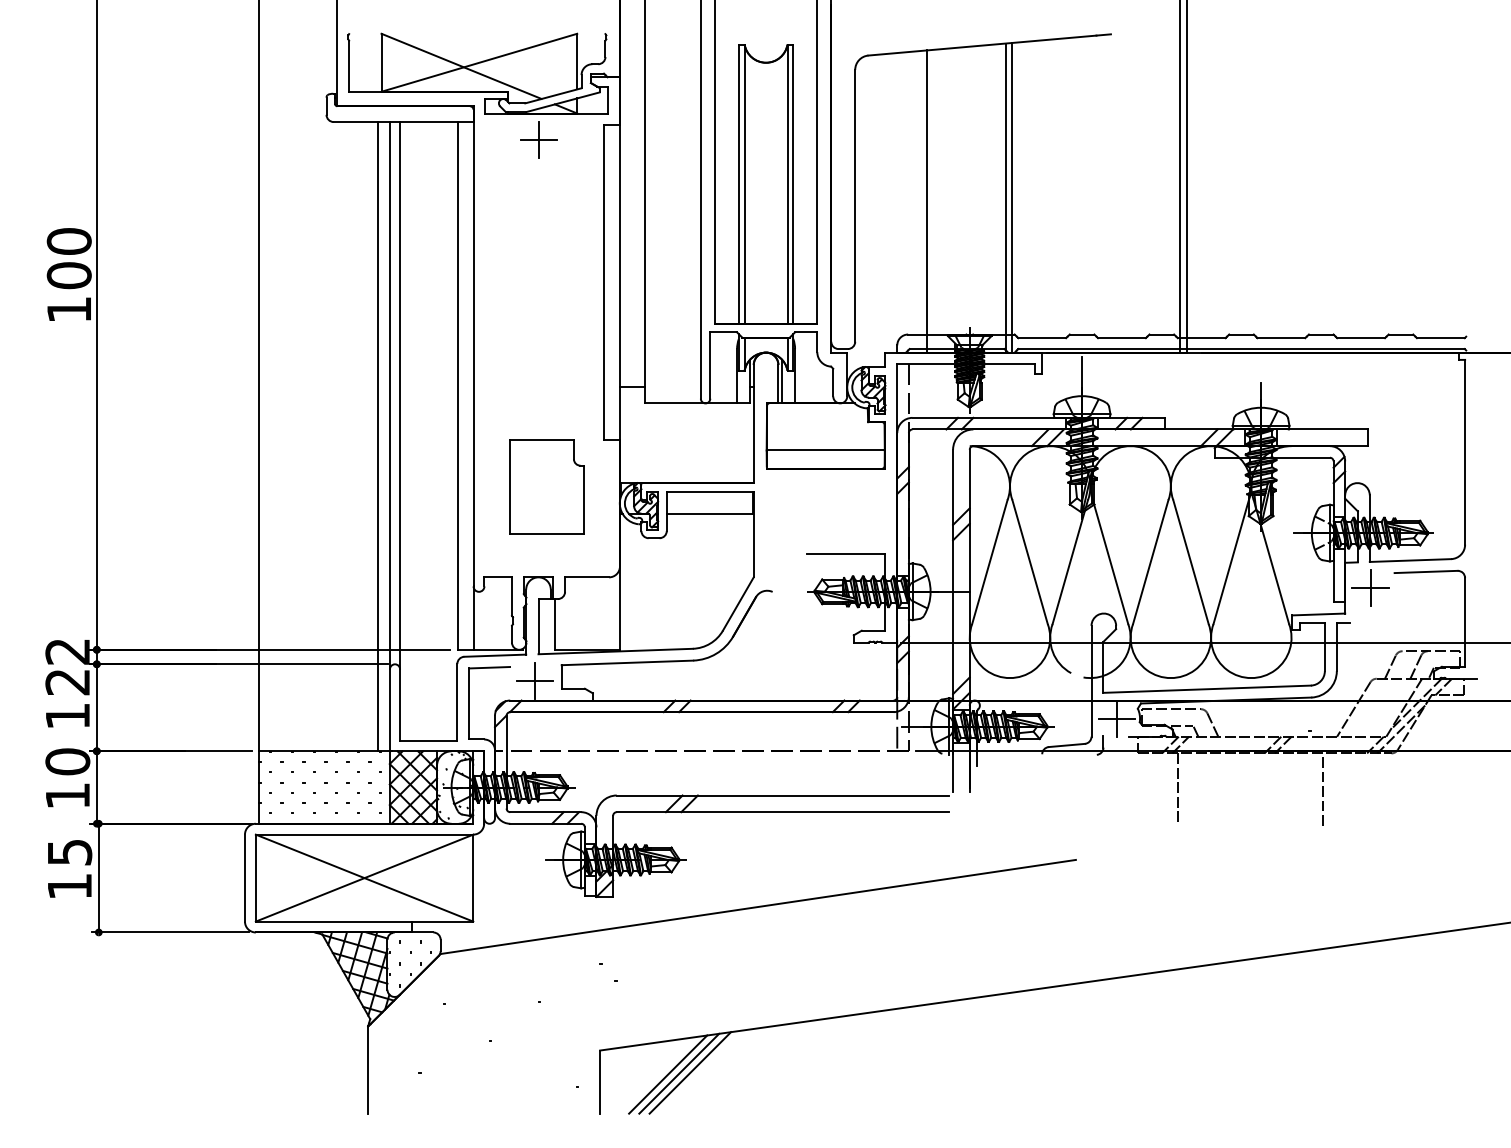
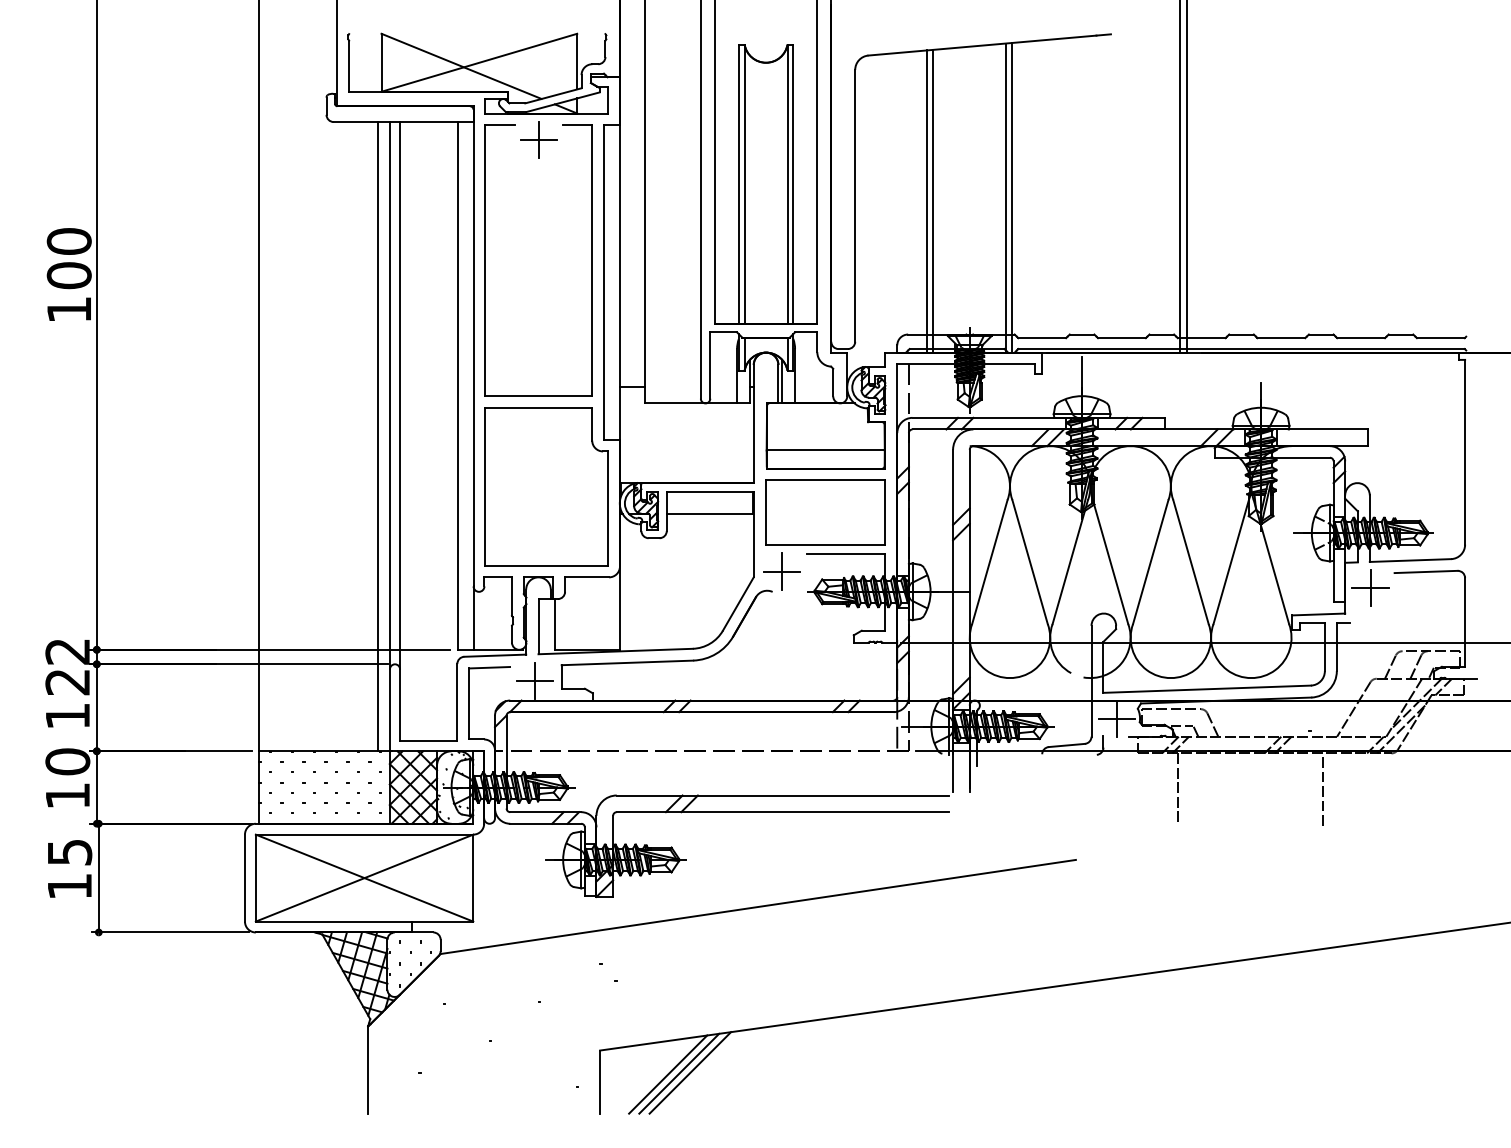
line: none -> present (933, 200)
part: none -> present (485, 260)
part size: 76x96 px -> 125x160 px (546, 486)
part: none -> present (824, 534)
